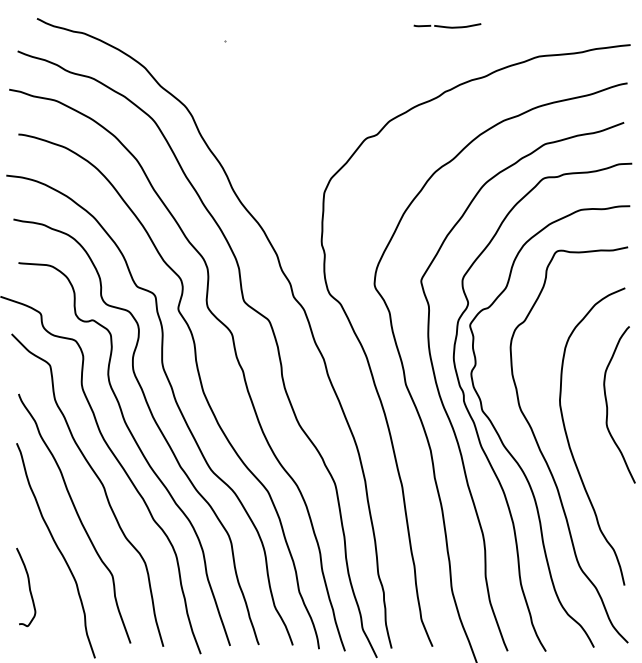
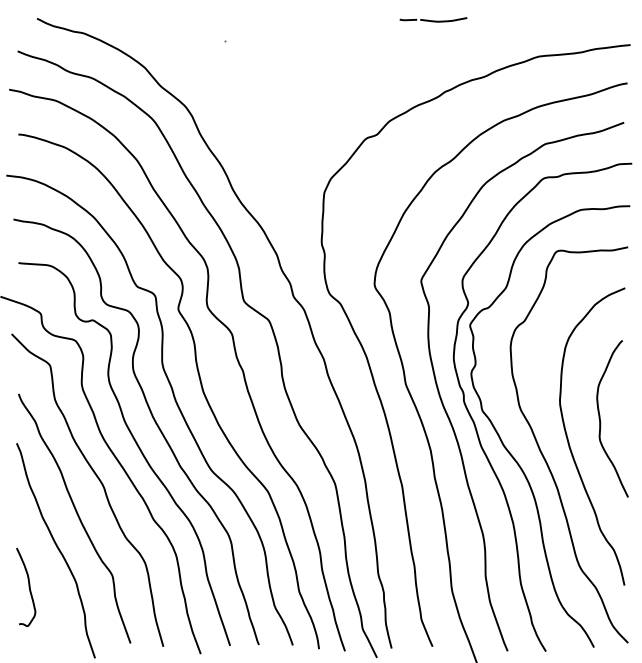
part position: (447, 25) -> (433, 19) (433, 19)
curve position: (608, 408) -> (601, 422) (601, 422)
